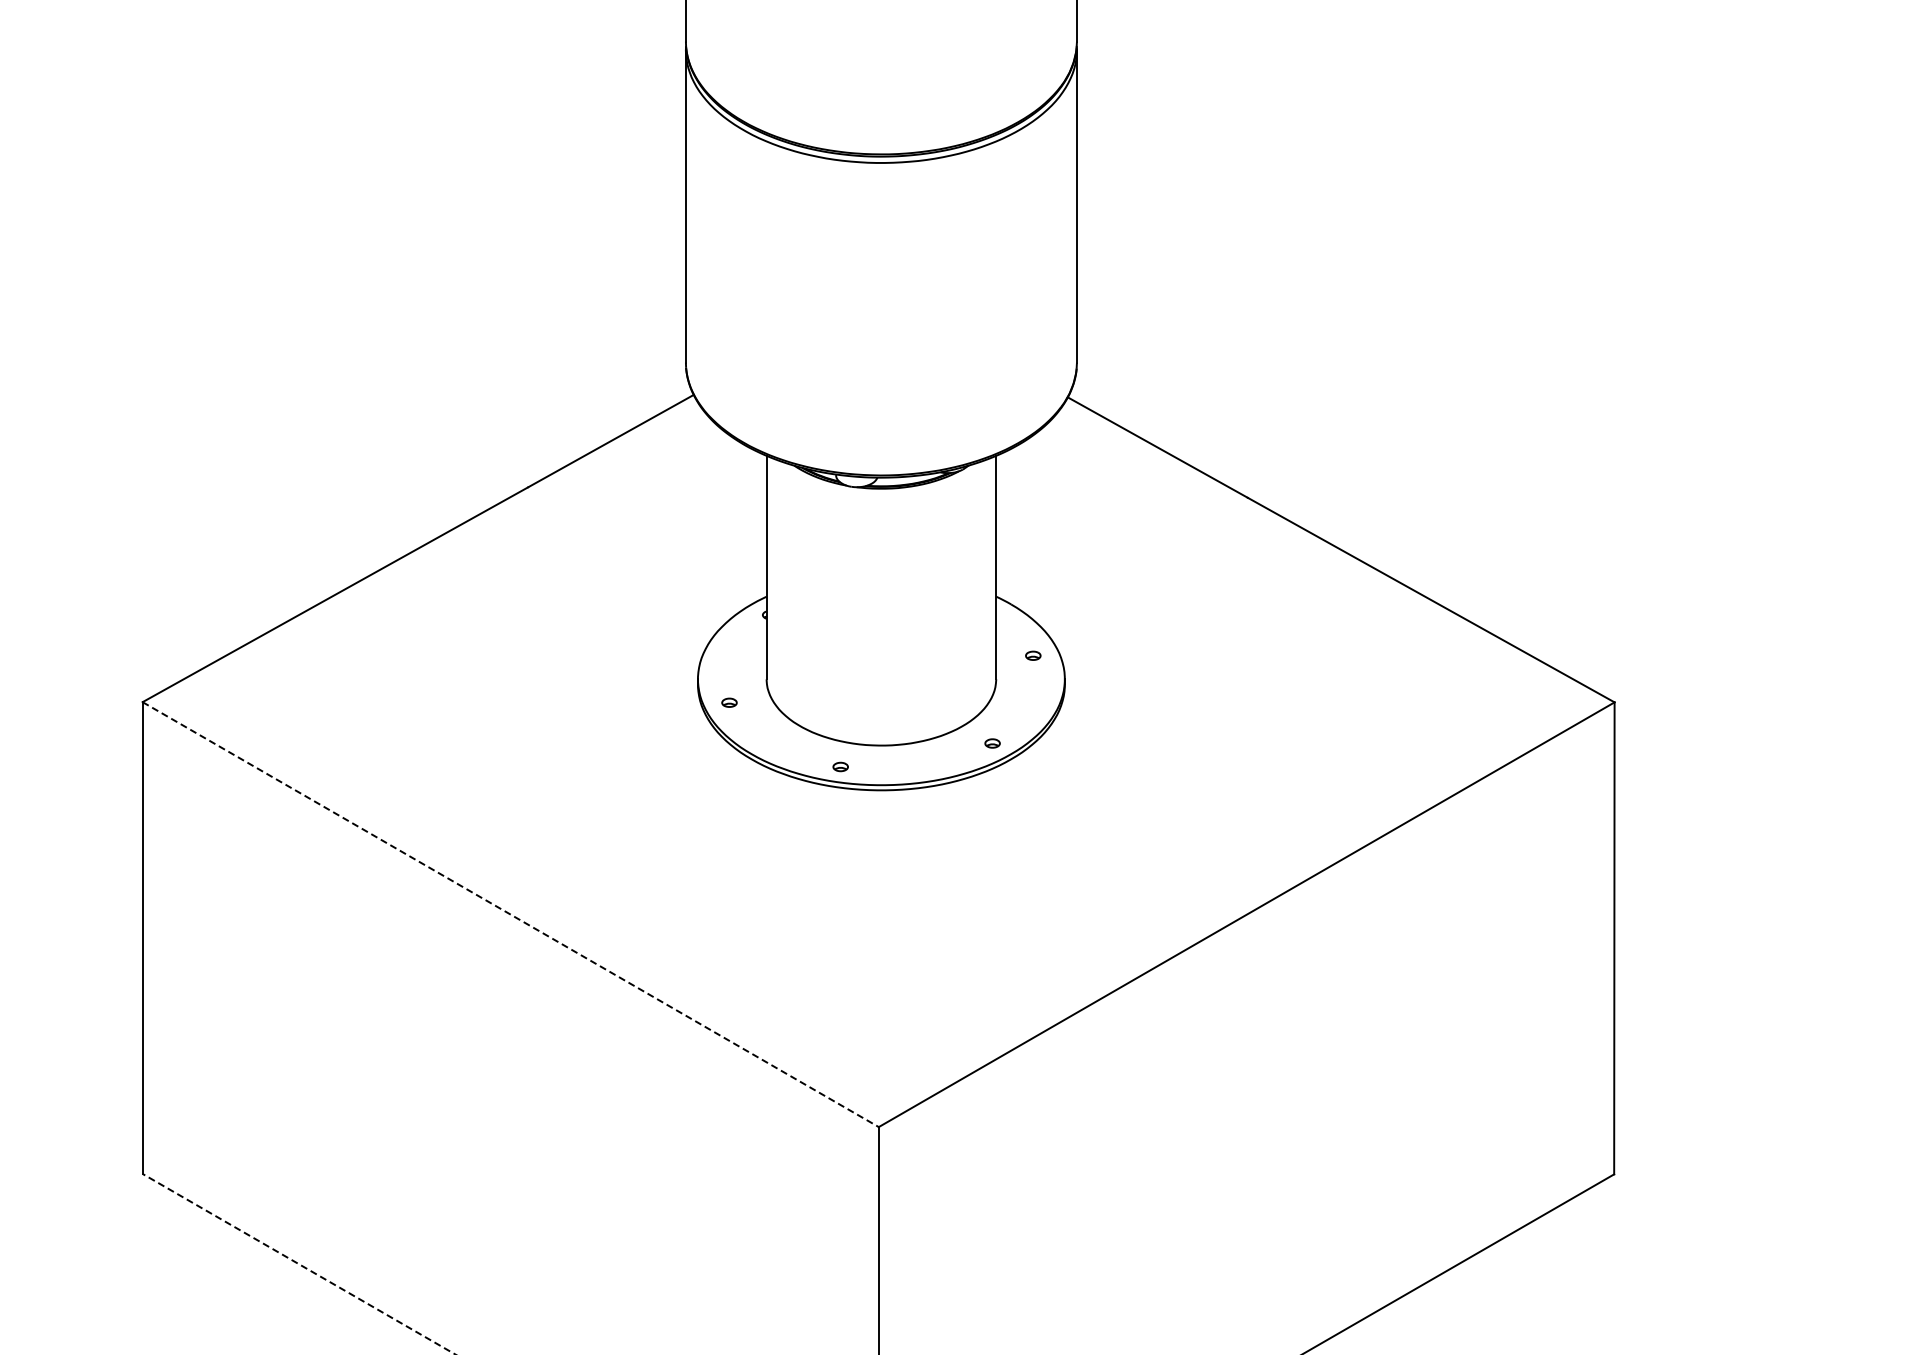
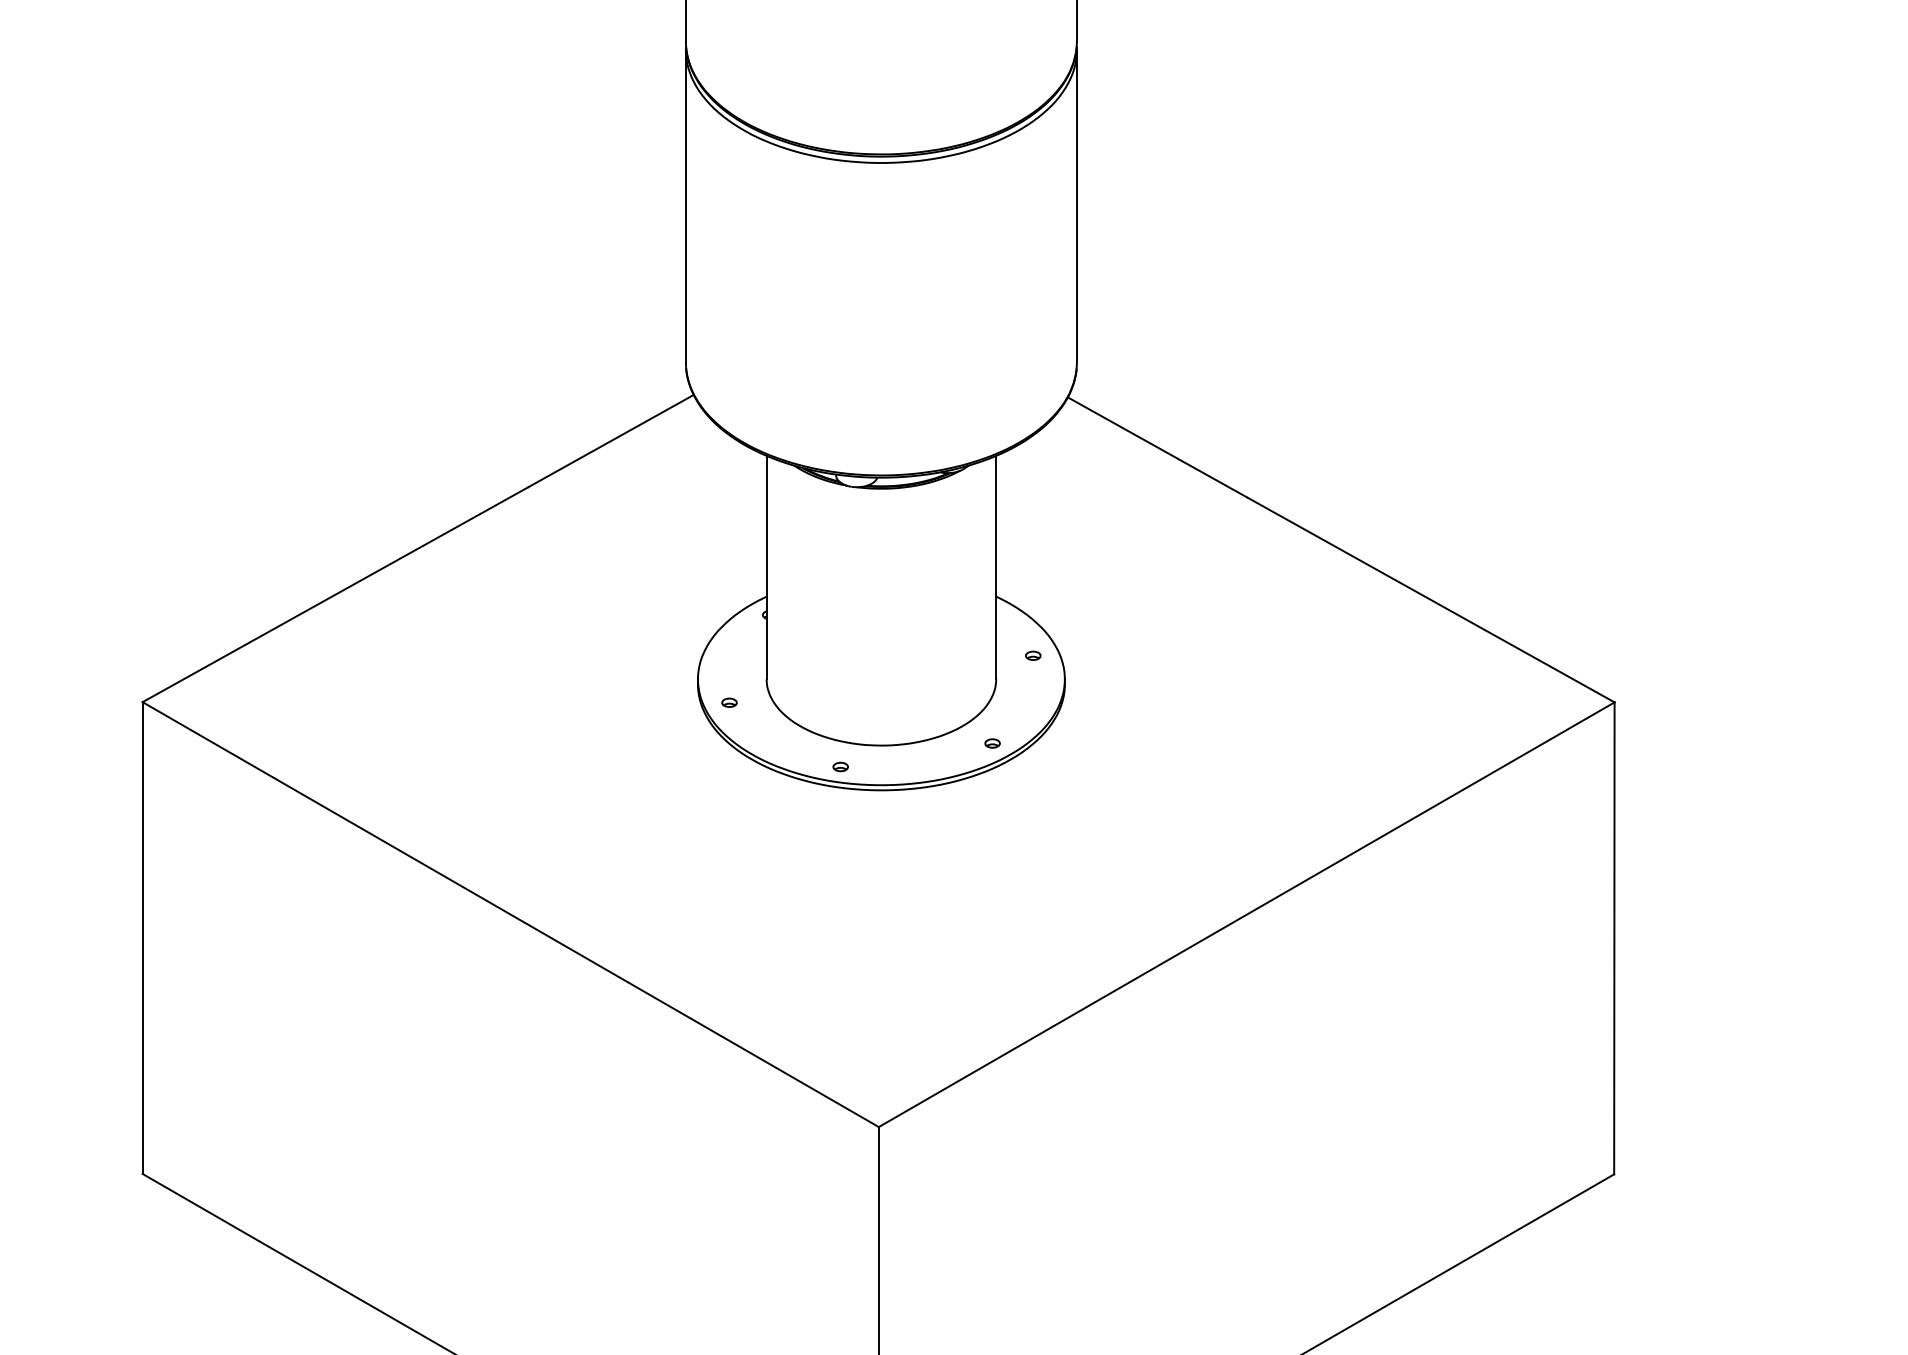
line: dashed -> solid (511, 914)
line: dashed -> solid (299, 1264)
